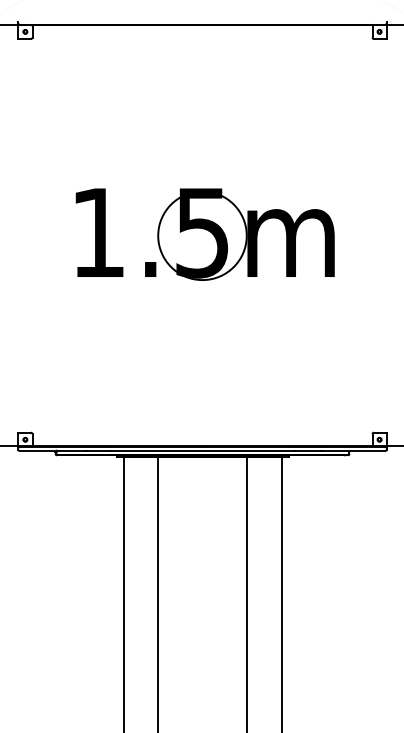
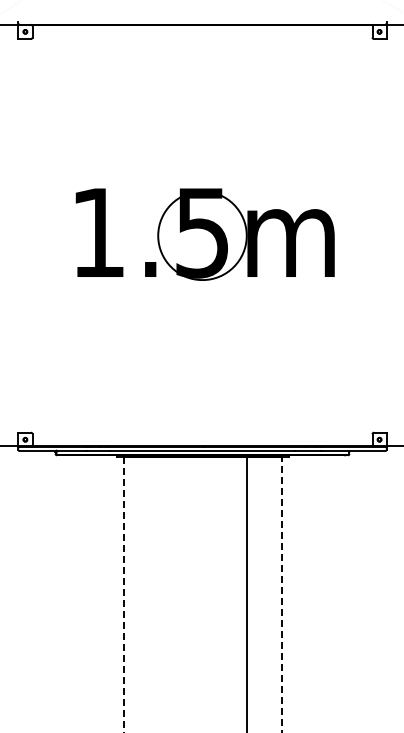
line: present -> none (158, 592)
line: solid -> dashed (123, 594)
line: solid -> dashed (281, 594)
